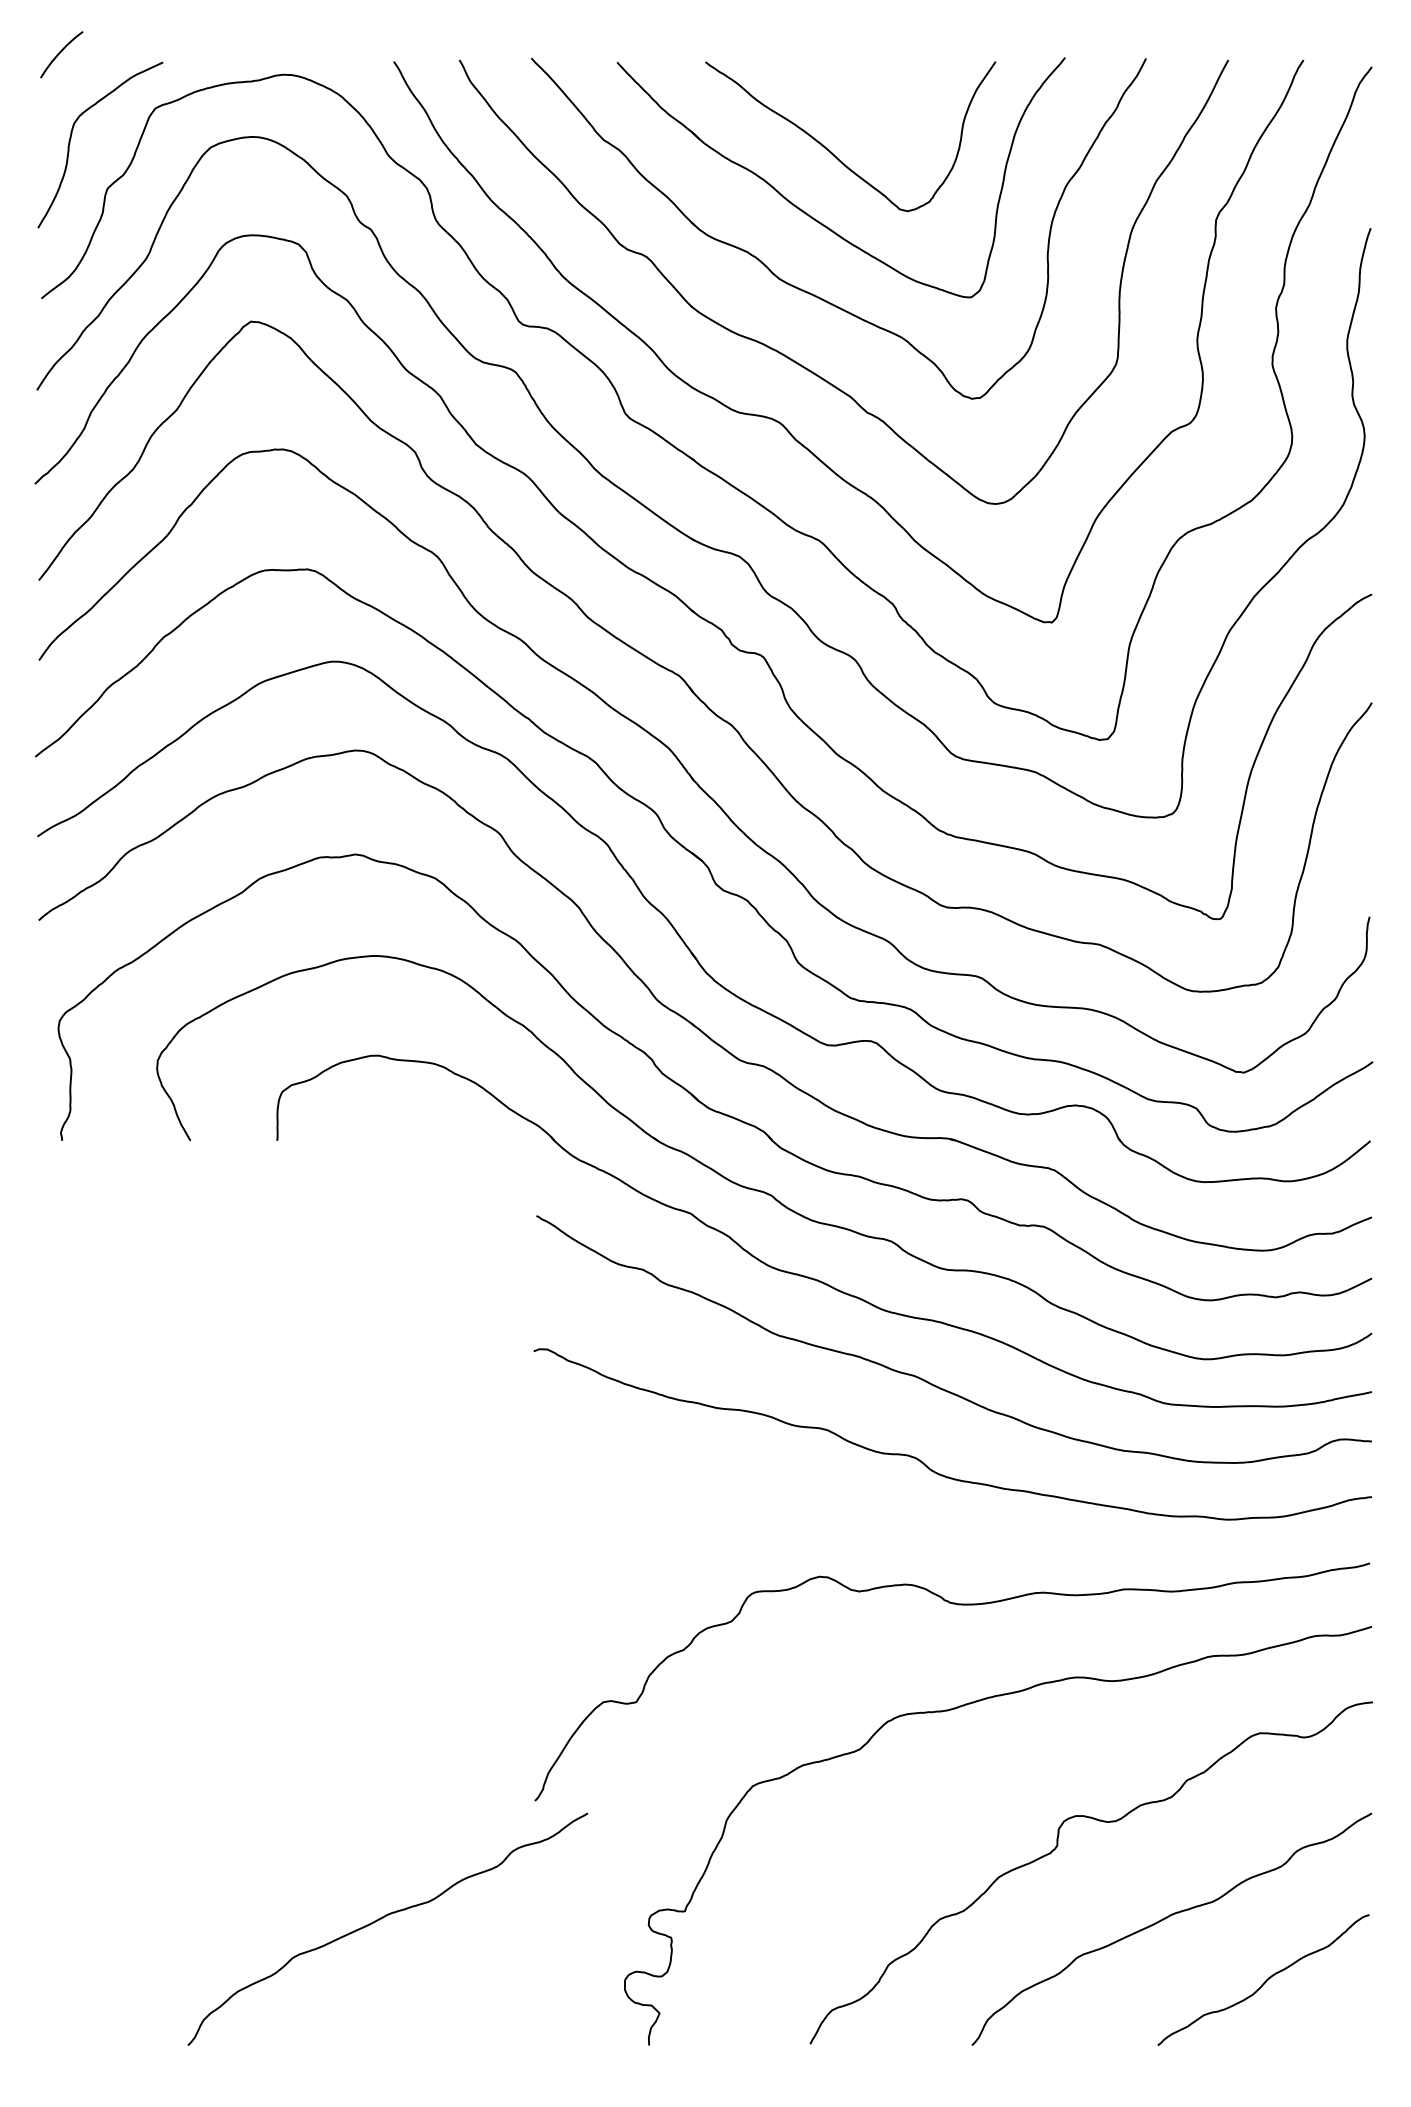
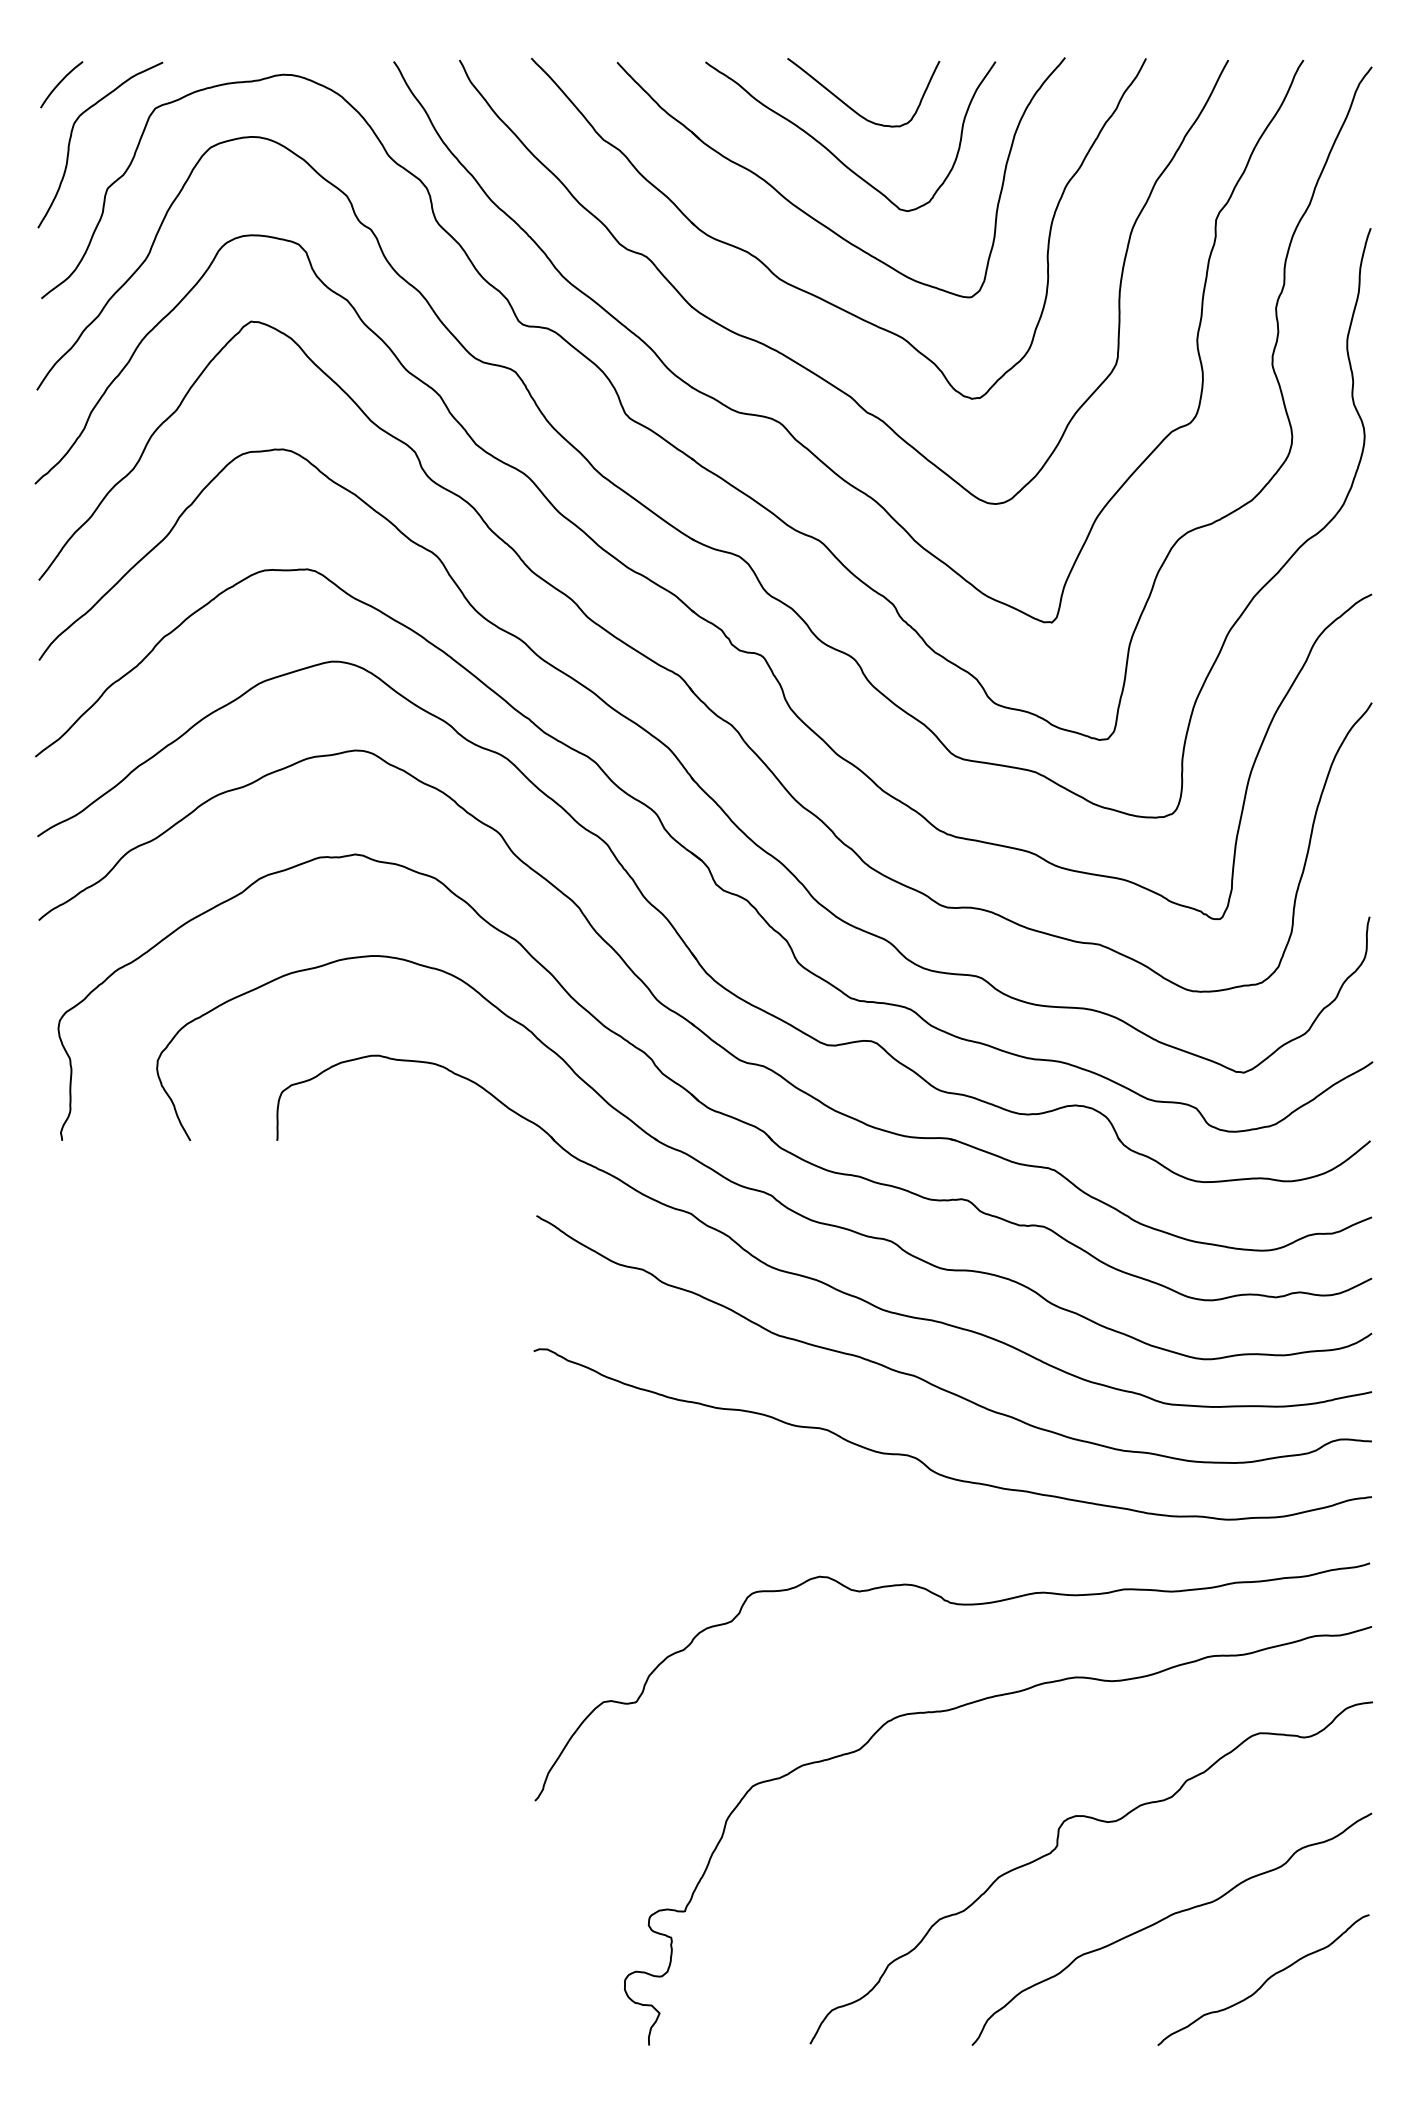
curve position: (60, 53) -> (60, 83) (60, 83)
curve: none -> present (851, 107)
curve: present -> none (383, 1918)
